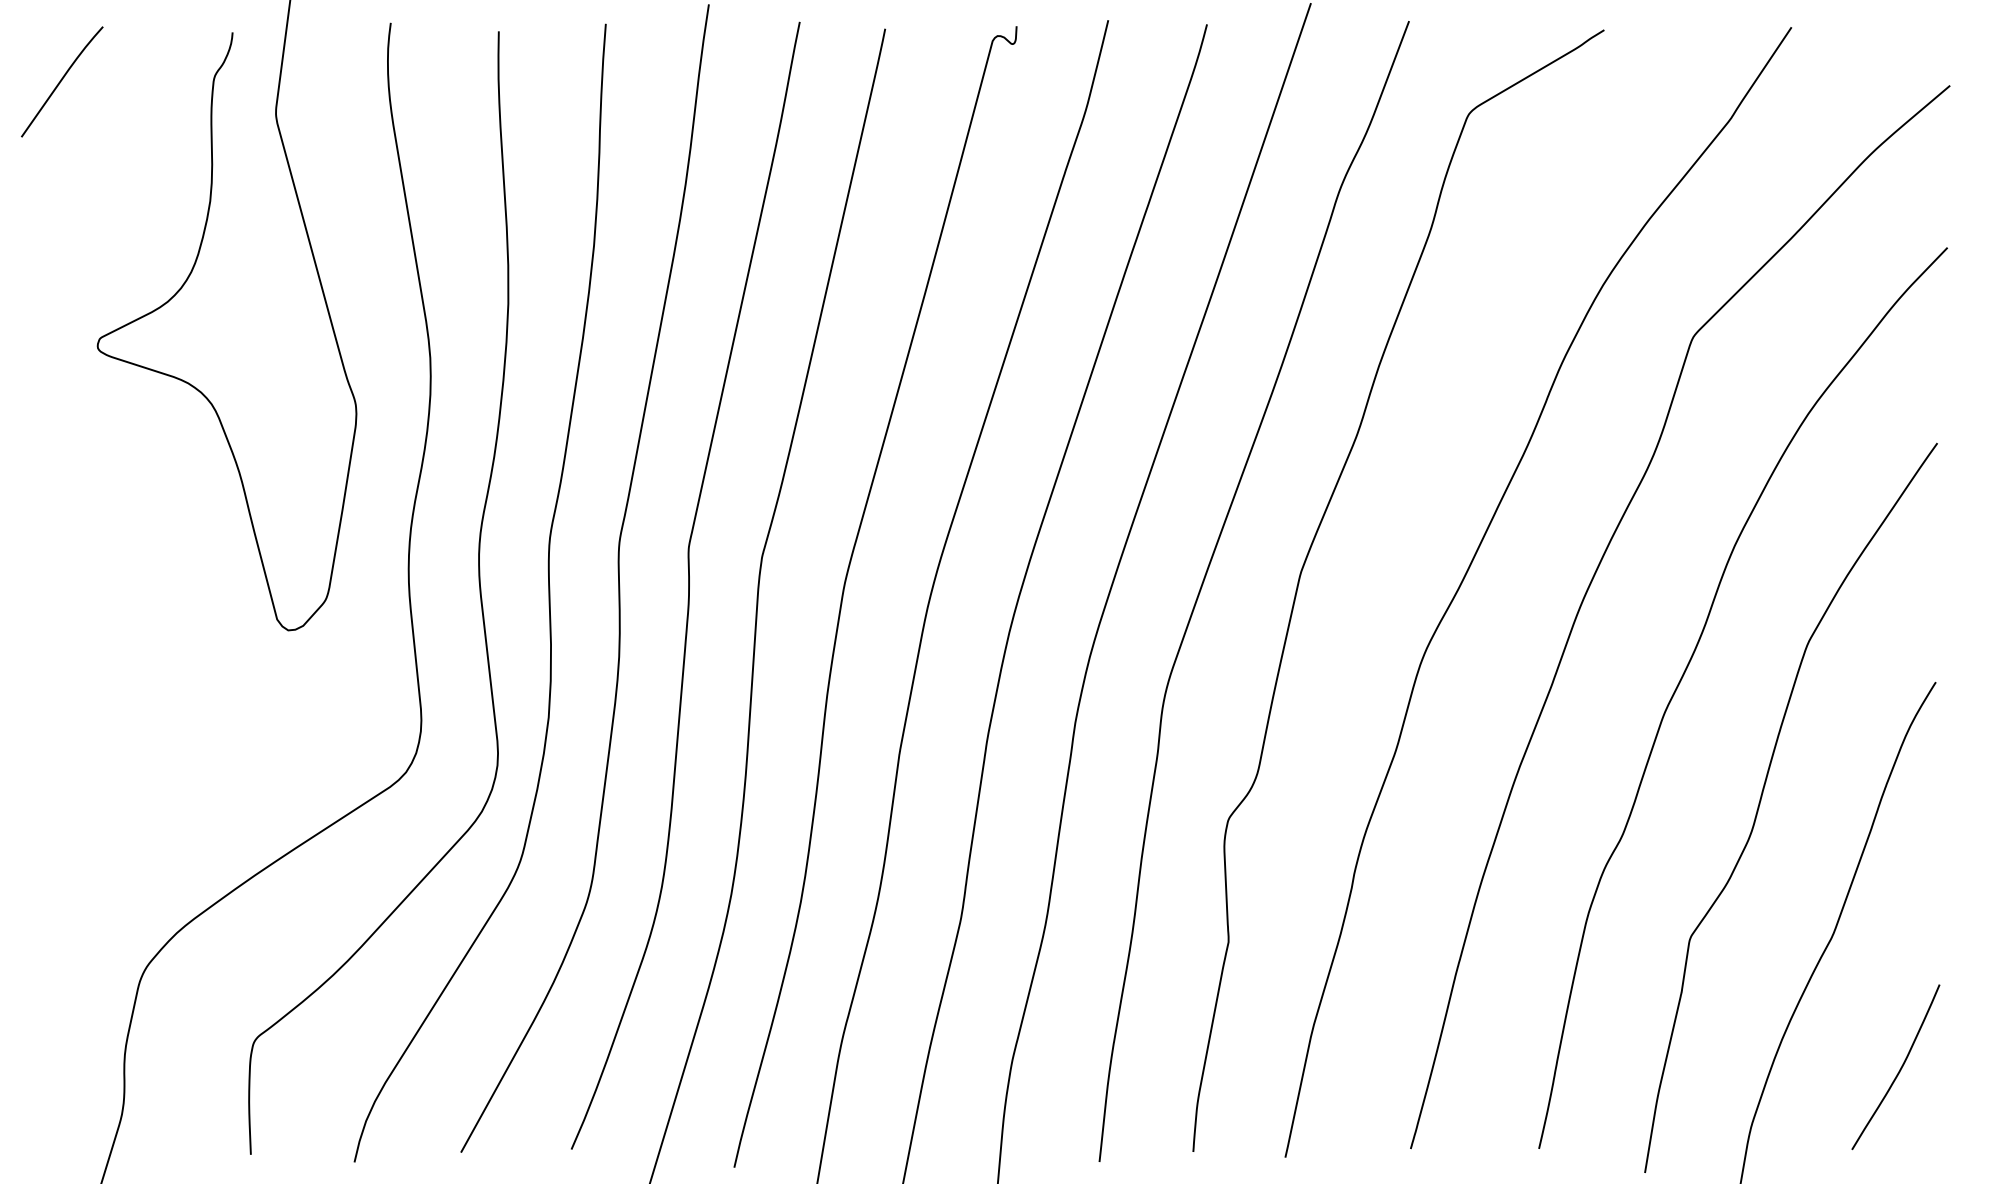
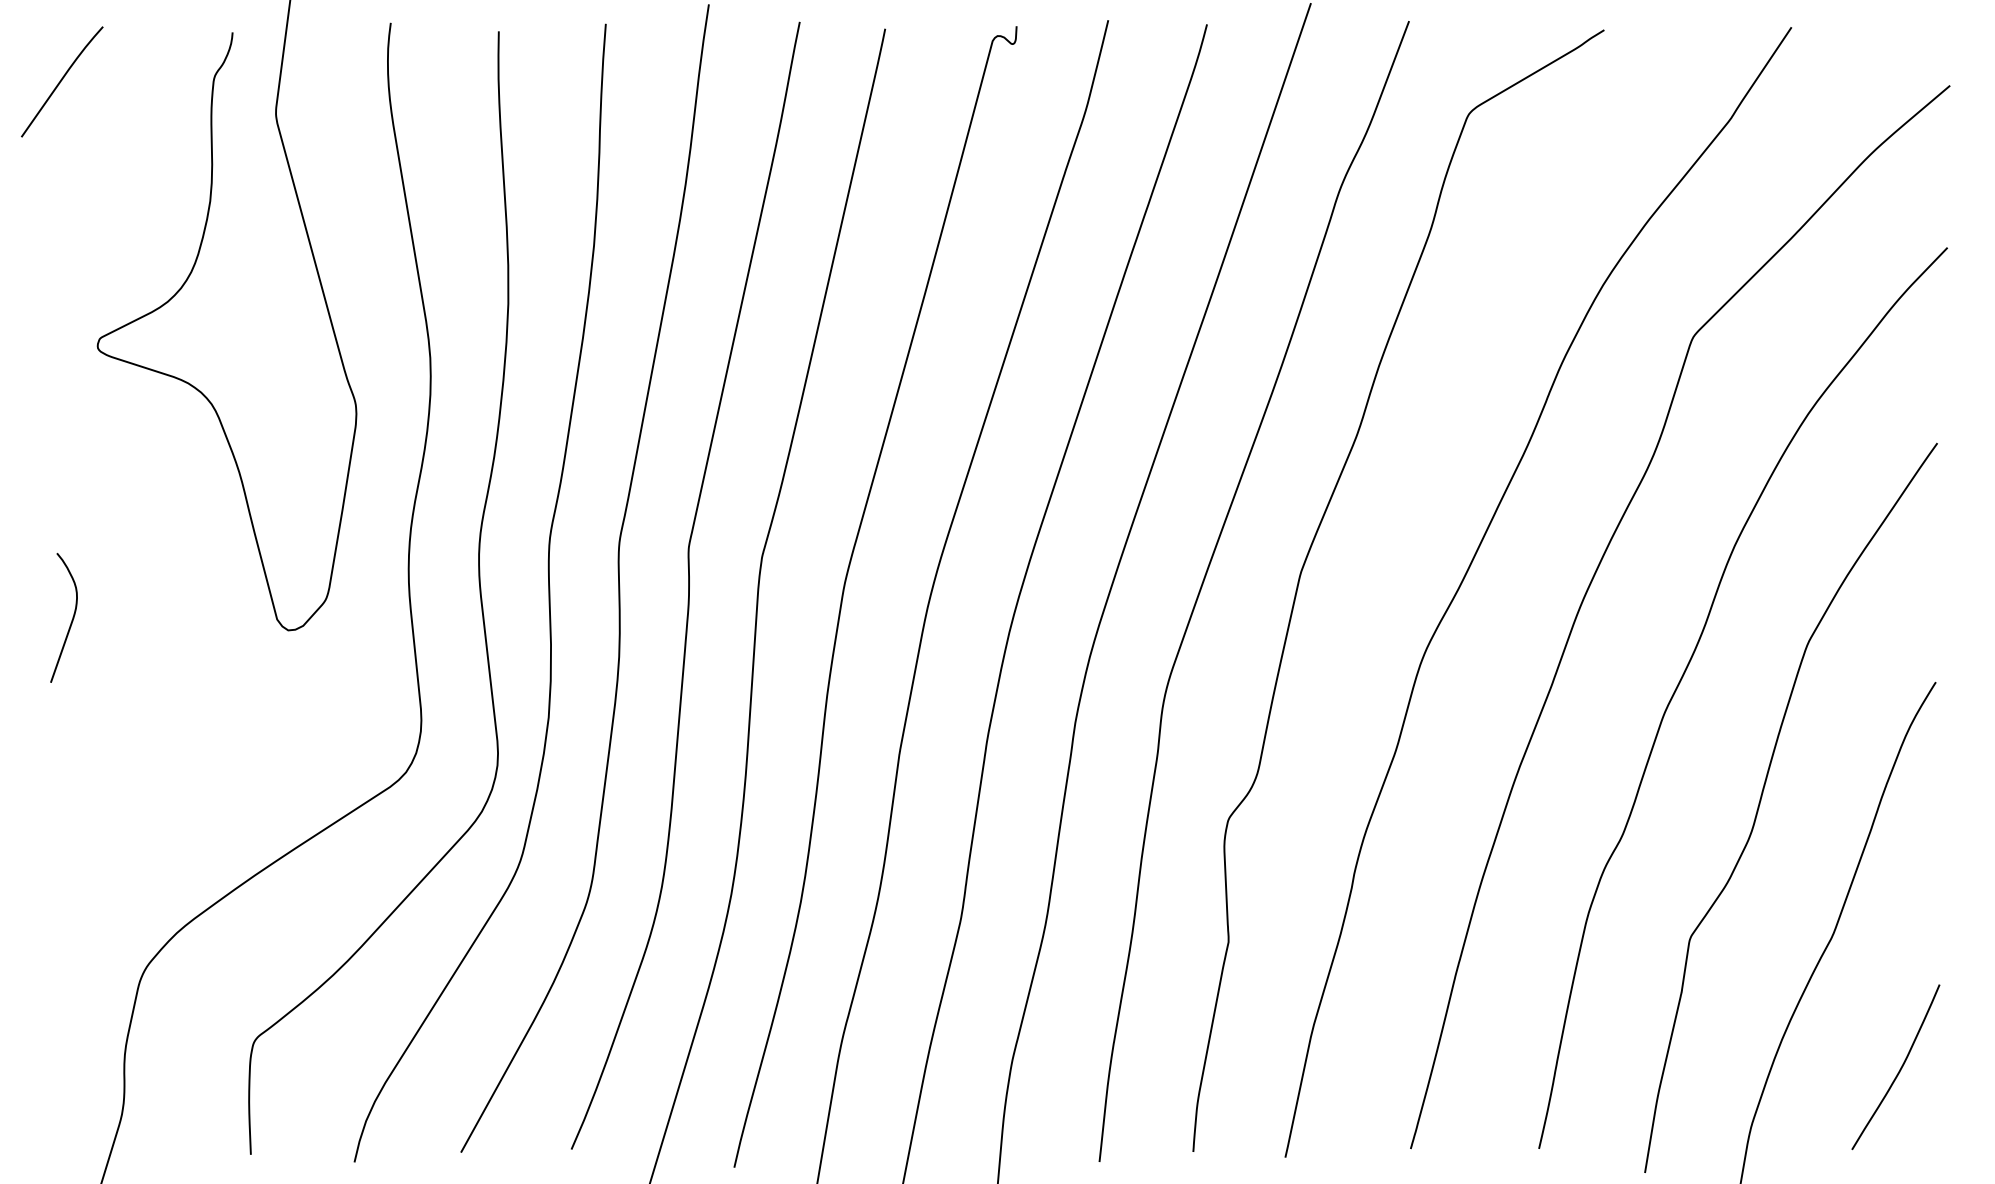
curve: none -> present (71, 620)
